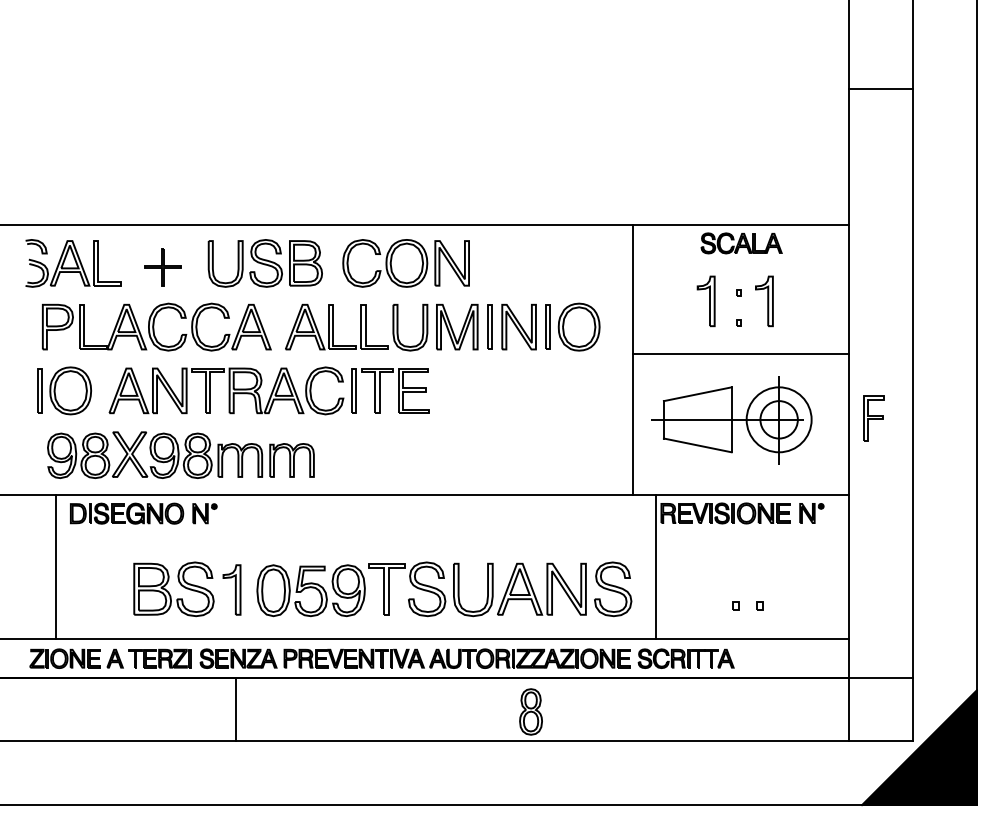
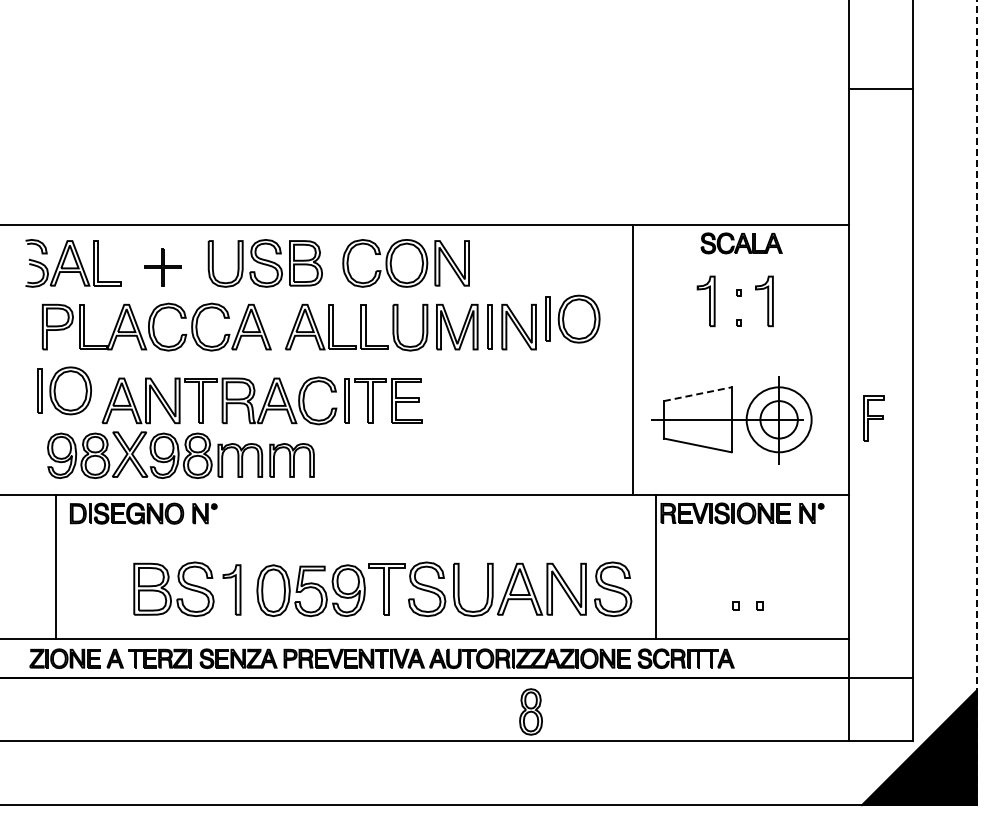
part position: (572, 326) -> (572, 318) (572, 318)
line: present -> none (740, 354)
part position: (268, 390) -> (261, 400) (261, 400)
line: solid -> dashed (697, 394)
line: solid -> dashed (976, 402)
line: present -> none (235, 709)
